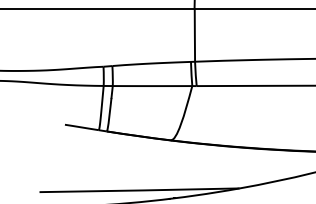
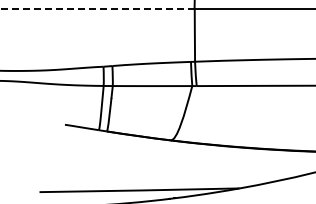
line: solid -> dashed (97, 9)
